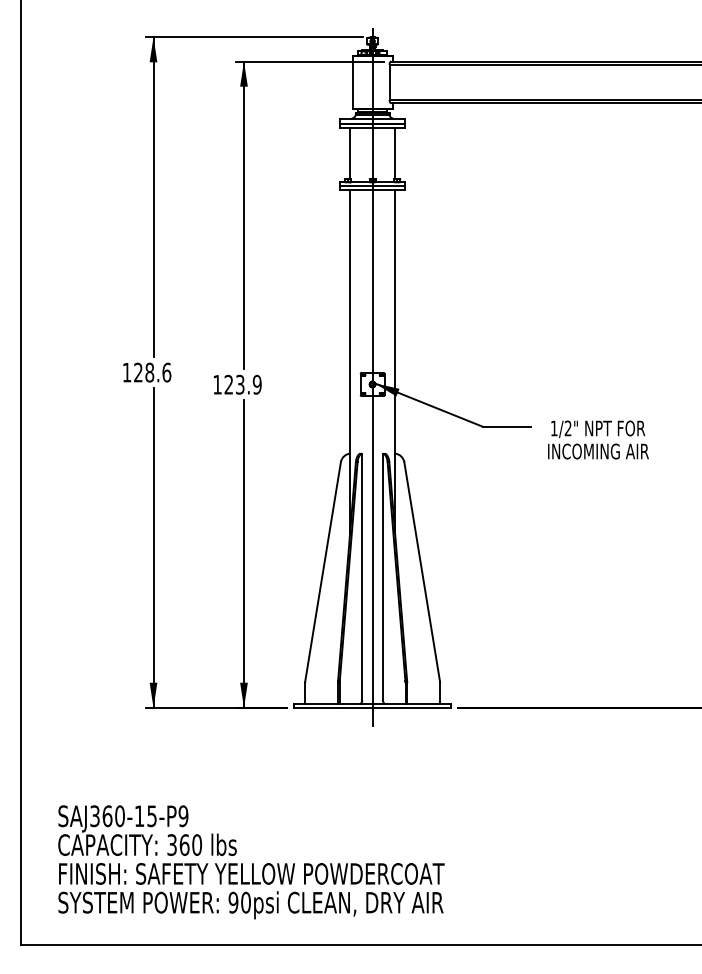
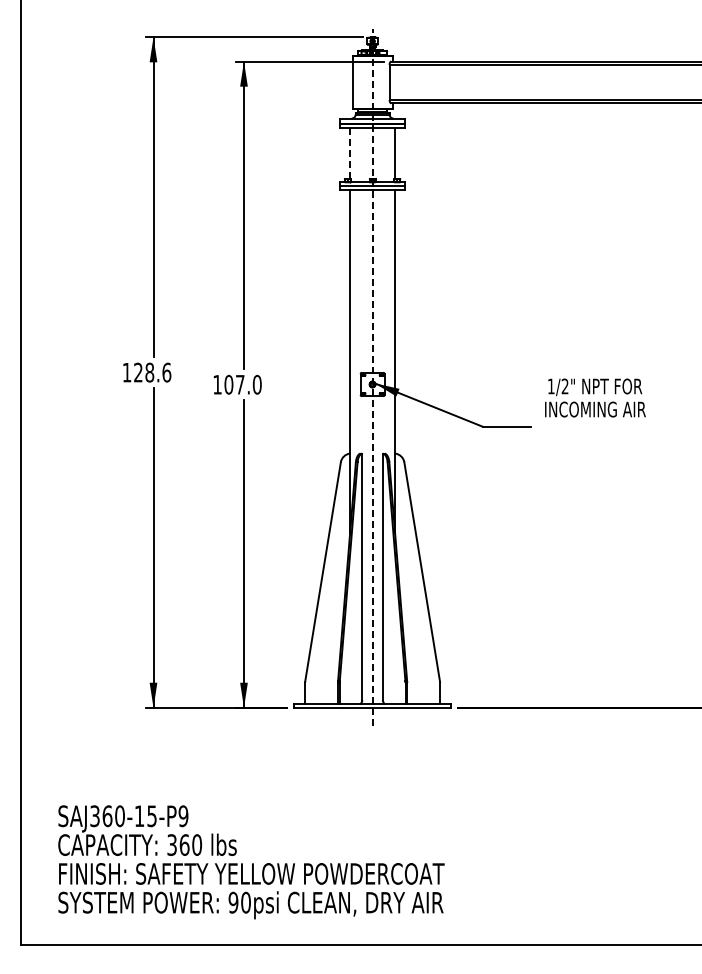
line: solid -> dashed (350, 153)
line: solid -> dashed (372, 377)
text: 123.9 -> 107.0 (242, 384)
text position: (598, 439) -> (595, 397) (595, 397)
